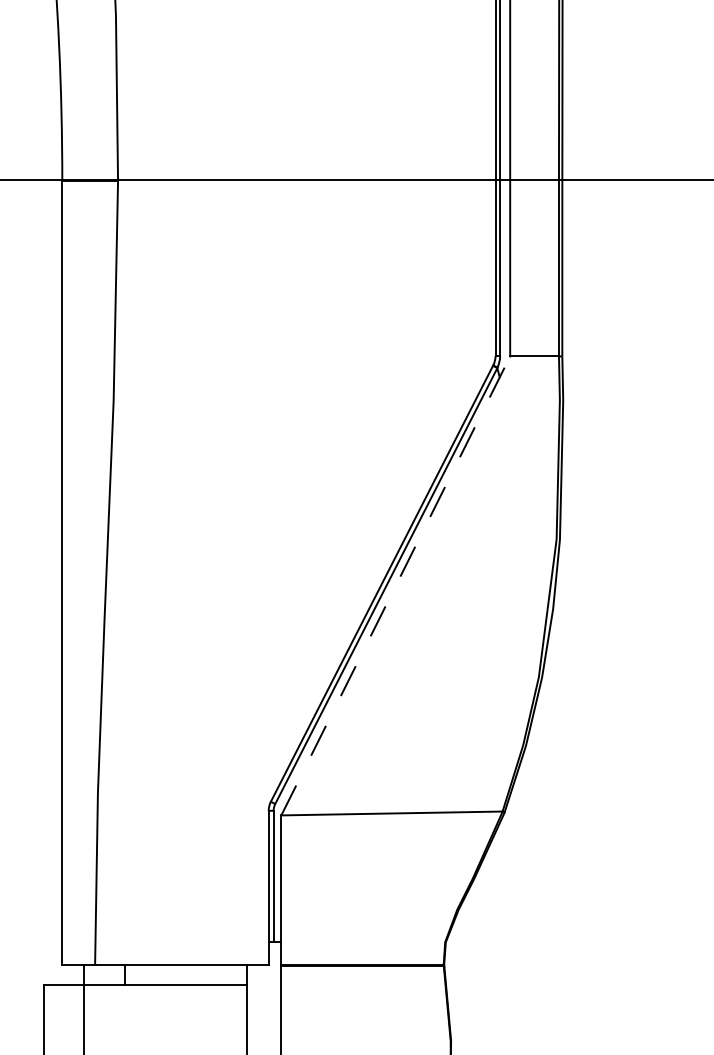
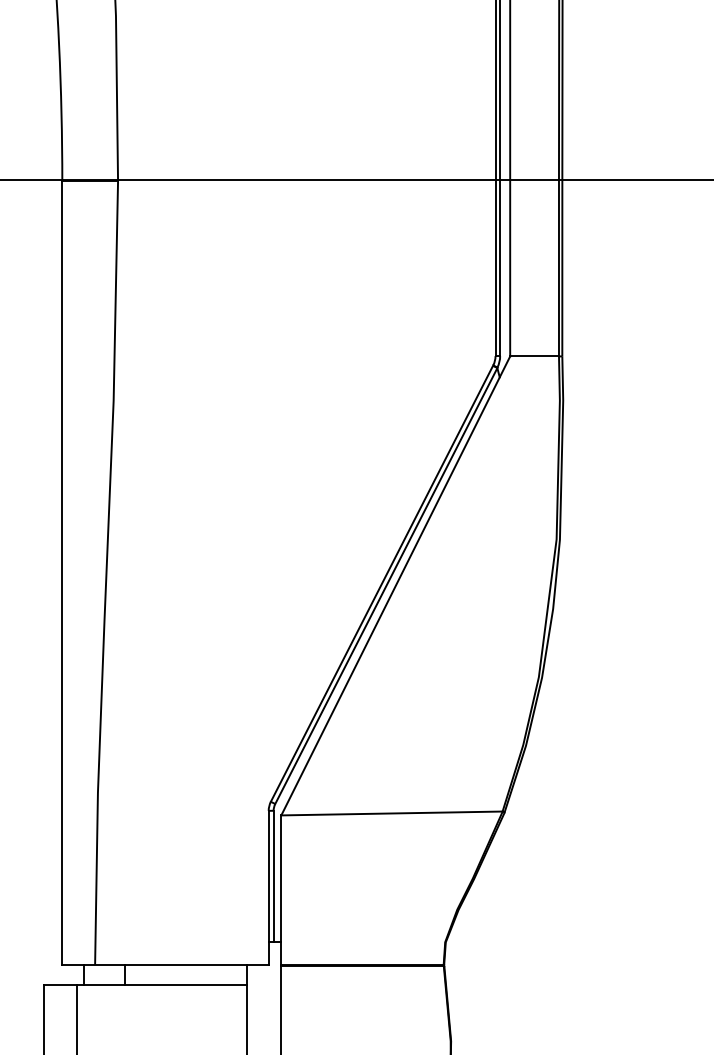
line: dashed -> solid (395, 585)
line position: (84, 1018) -> (77, 1018) (77, 1018)
